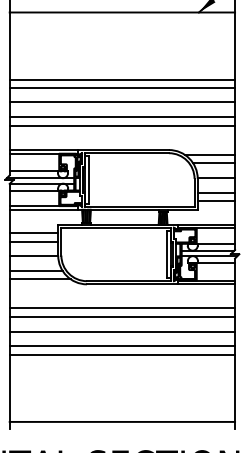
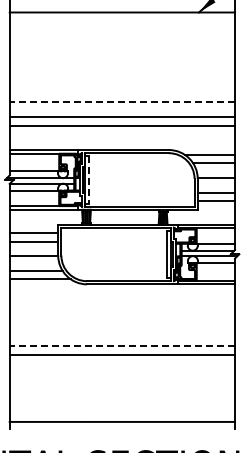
line: present -> none (122, 79)
line: present -> none (122, 88)
line: solid -> dashed (122, 102)
line: solid -> dashed (89, 179)
line: present -> none (122, 308)
line: present -> none (122, 316)
line: present -> none (122, 331)
line: solid -> dashed (122, 346)
